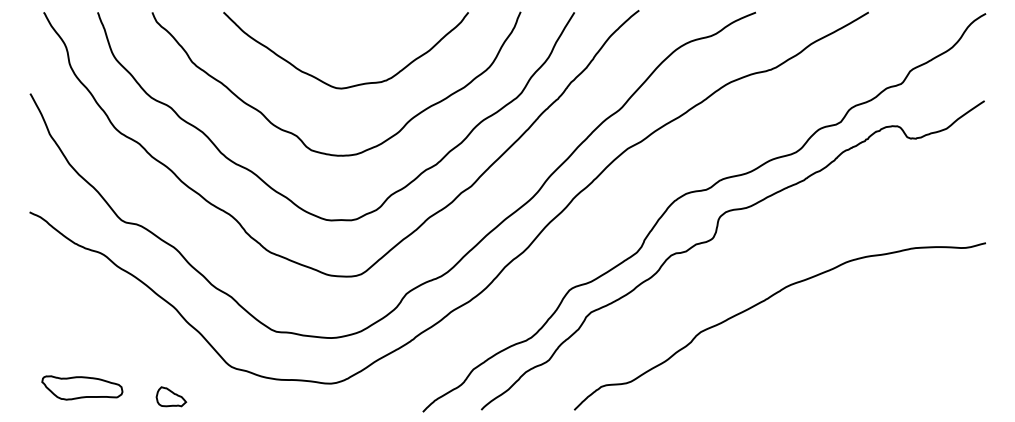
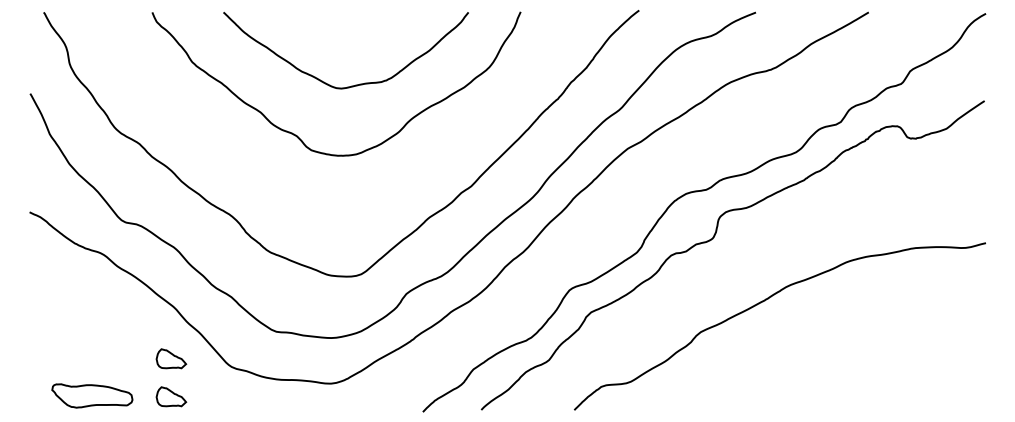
curve: present -> none (283, 194)
part: none -> present (171, 358)
part position: (82, 387) -> (92, 395) (92, 395)
